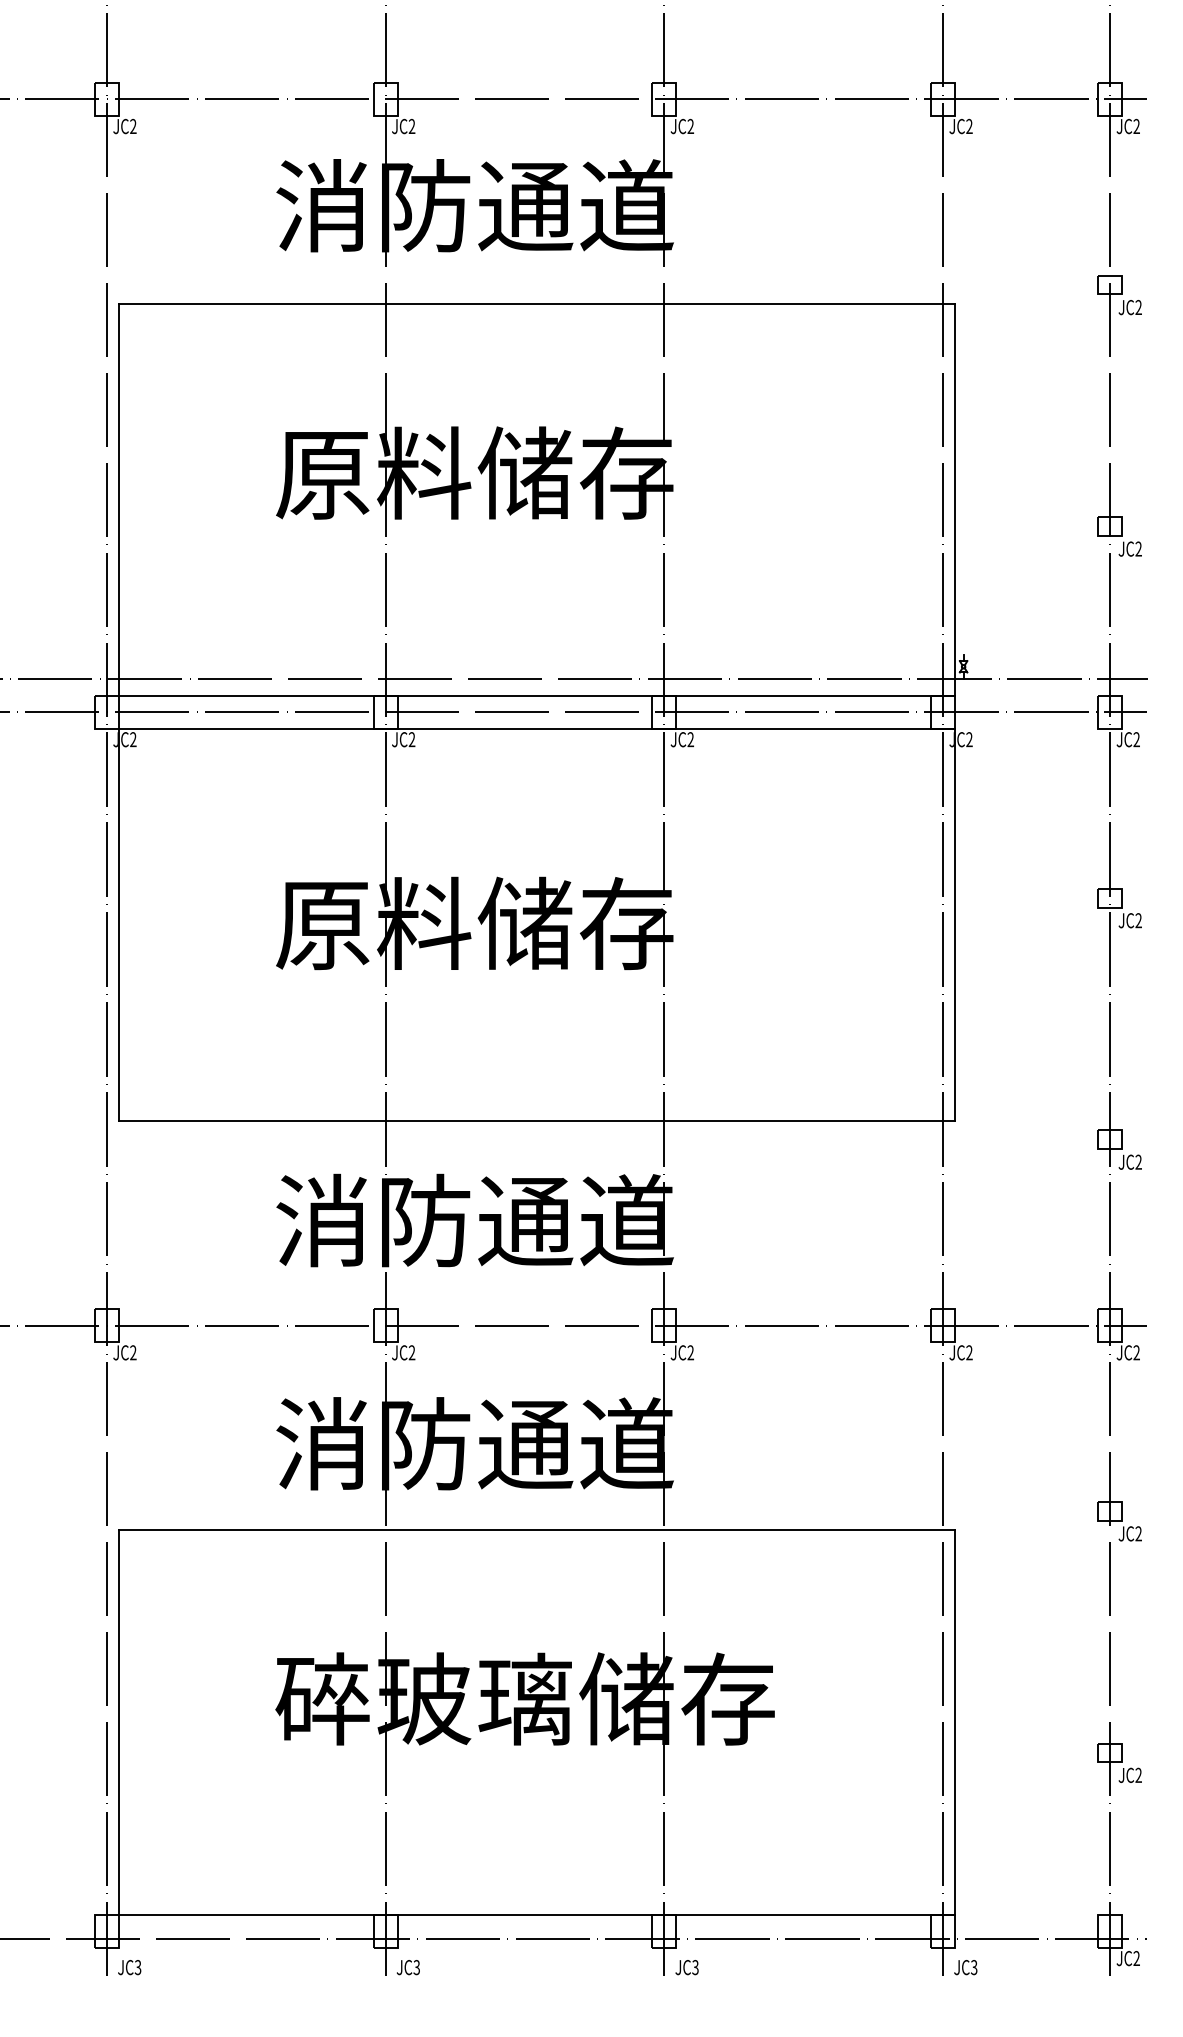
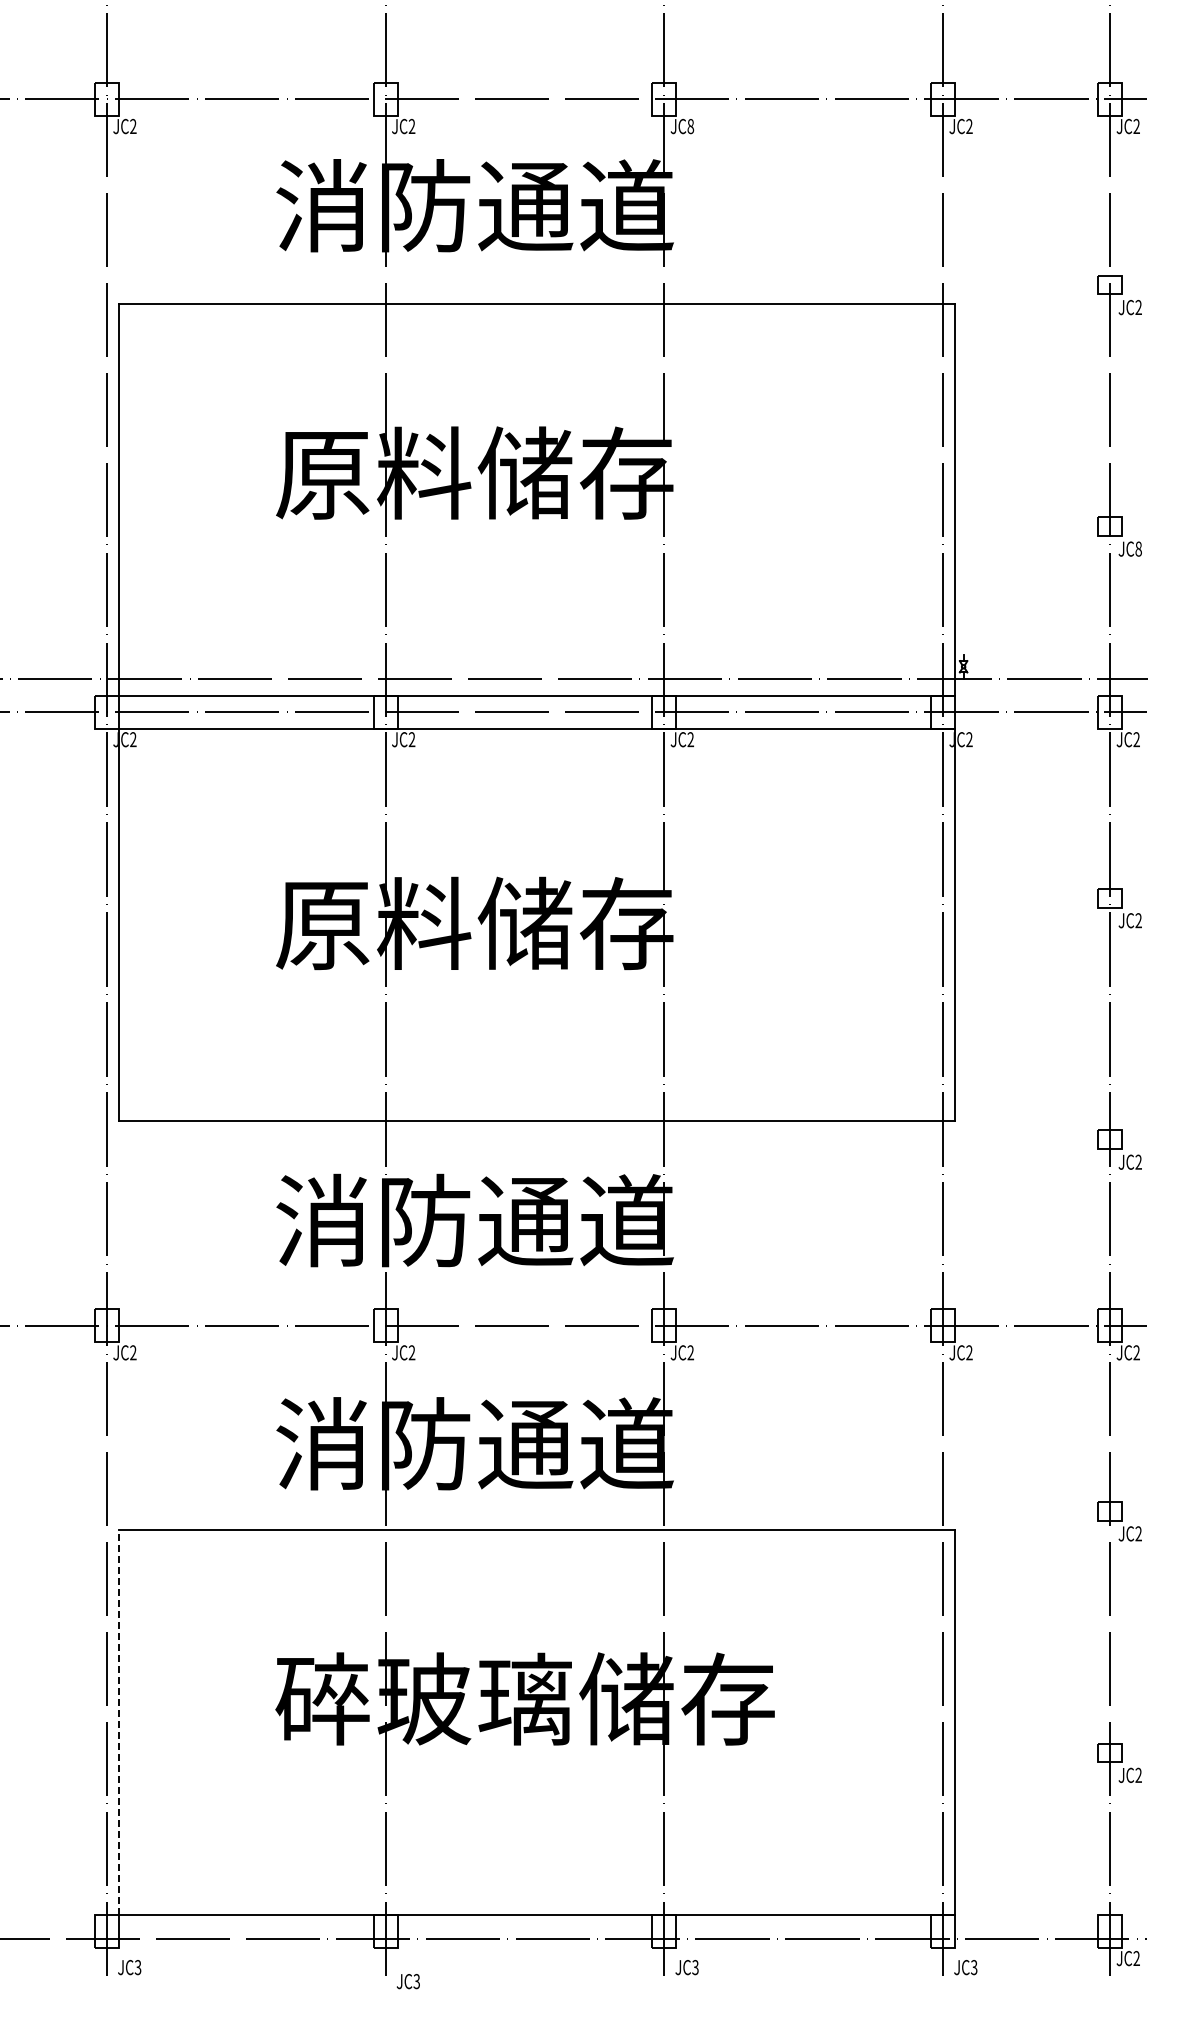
text: JC2 -> JC8 (690, 126)
text: JC2 -> JC8 (1138, 548)
line: solid -> dashed (119, 1721)
text position: (407, 1967) -> (407, 1981) (407, 1981)
